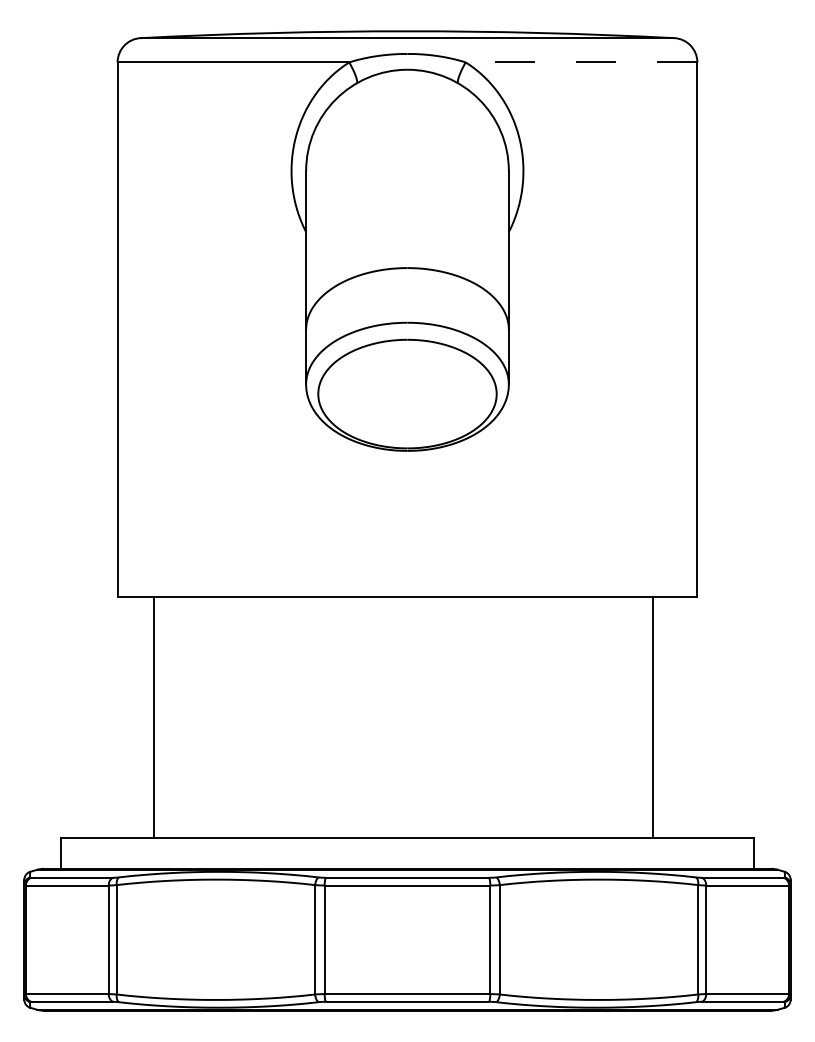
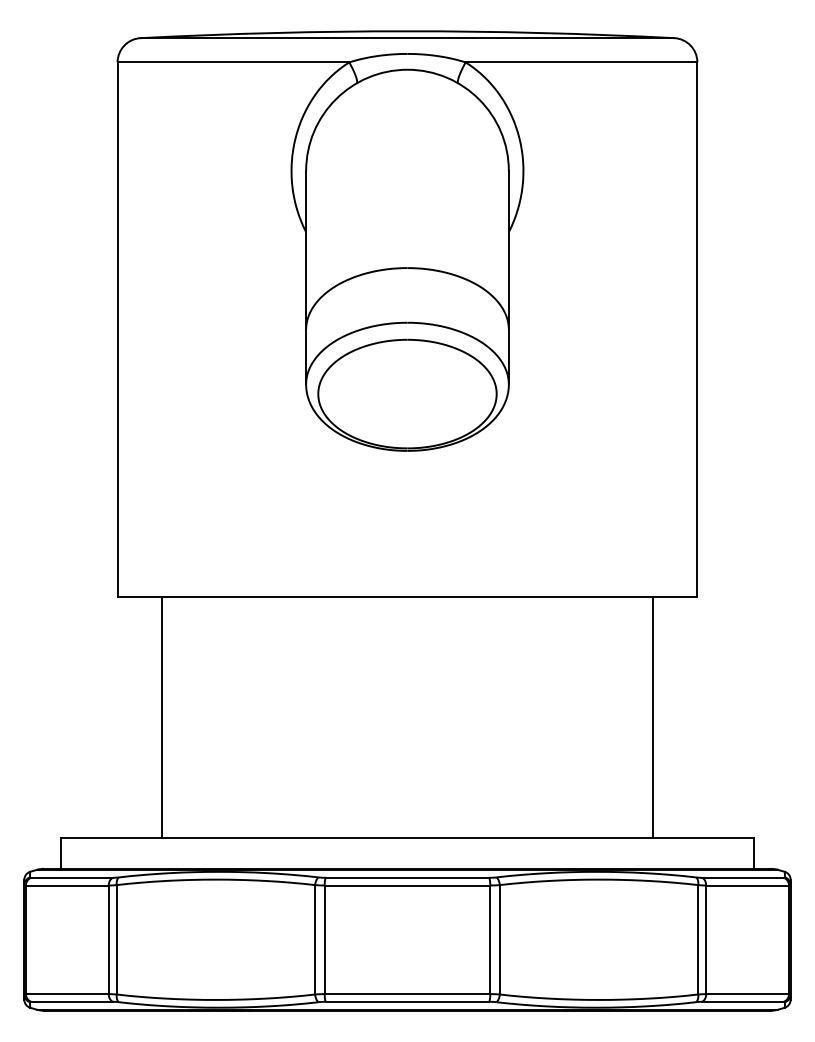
line: dashed -> solid (581, 62)
line position: (154, 717) -> (162, 717) (162, 717)
